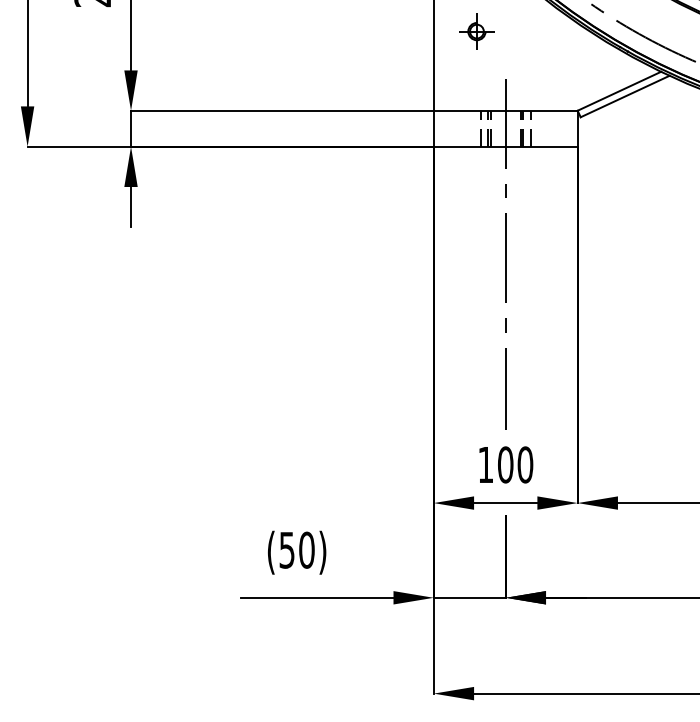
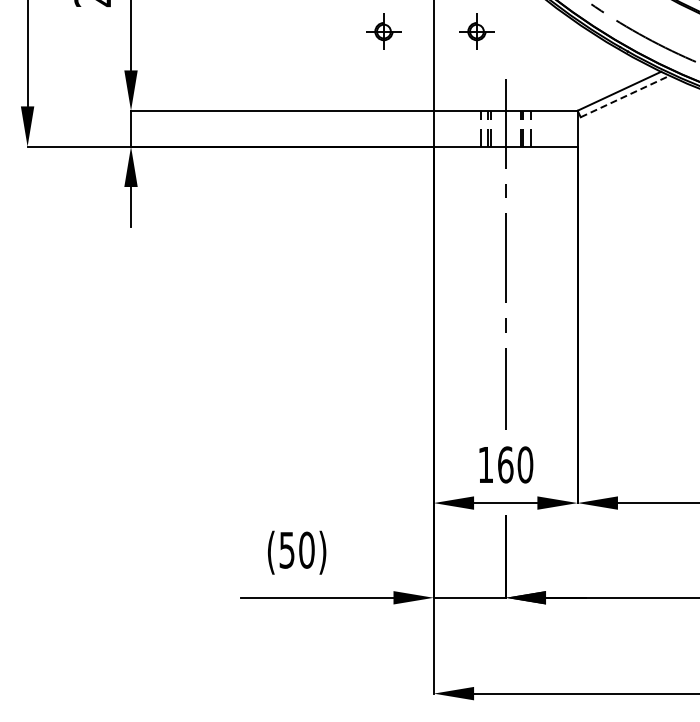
part: none -> present (383, 31)
line: solid -> dashed (625, 96)
text: 100 -> 160 (505, 464)
